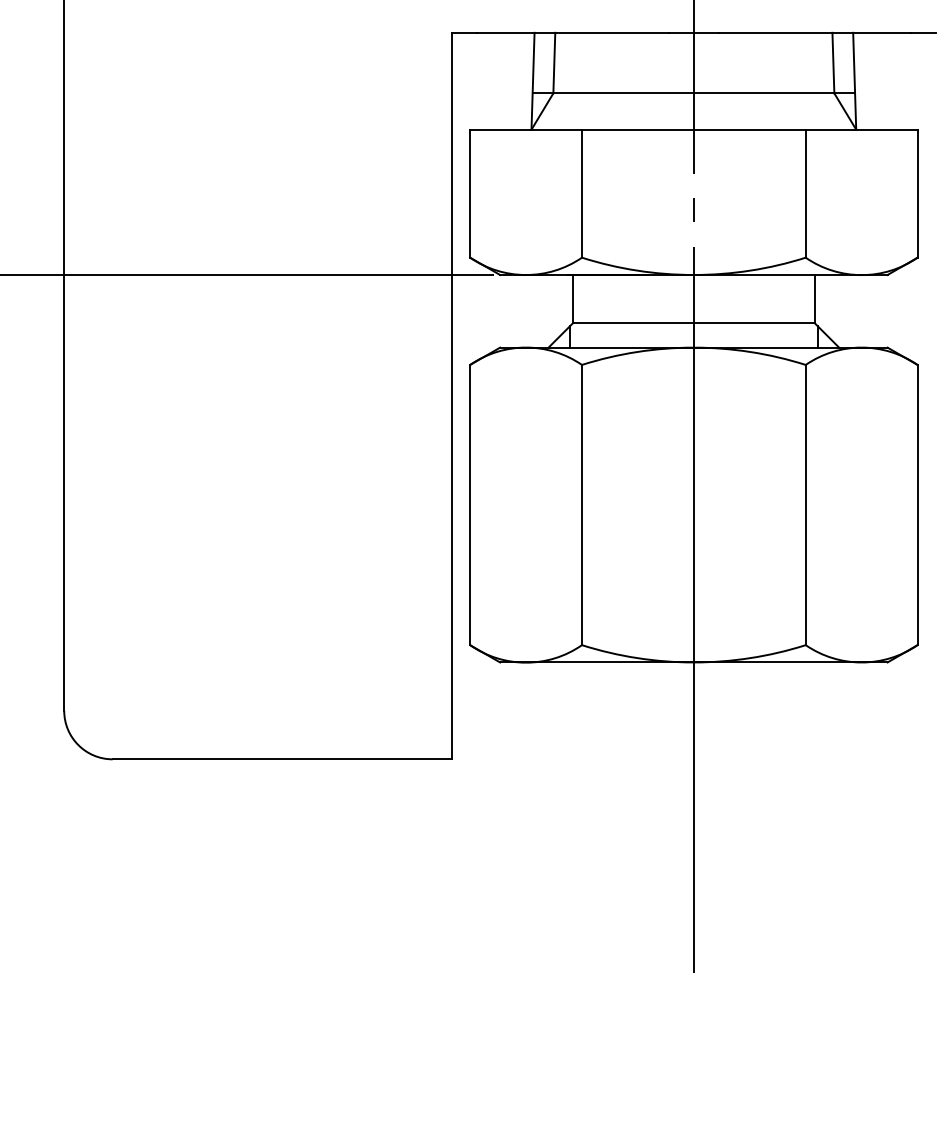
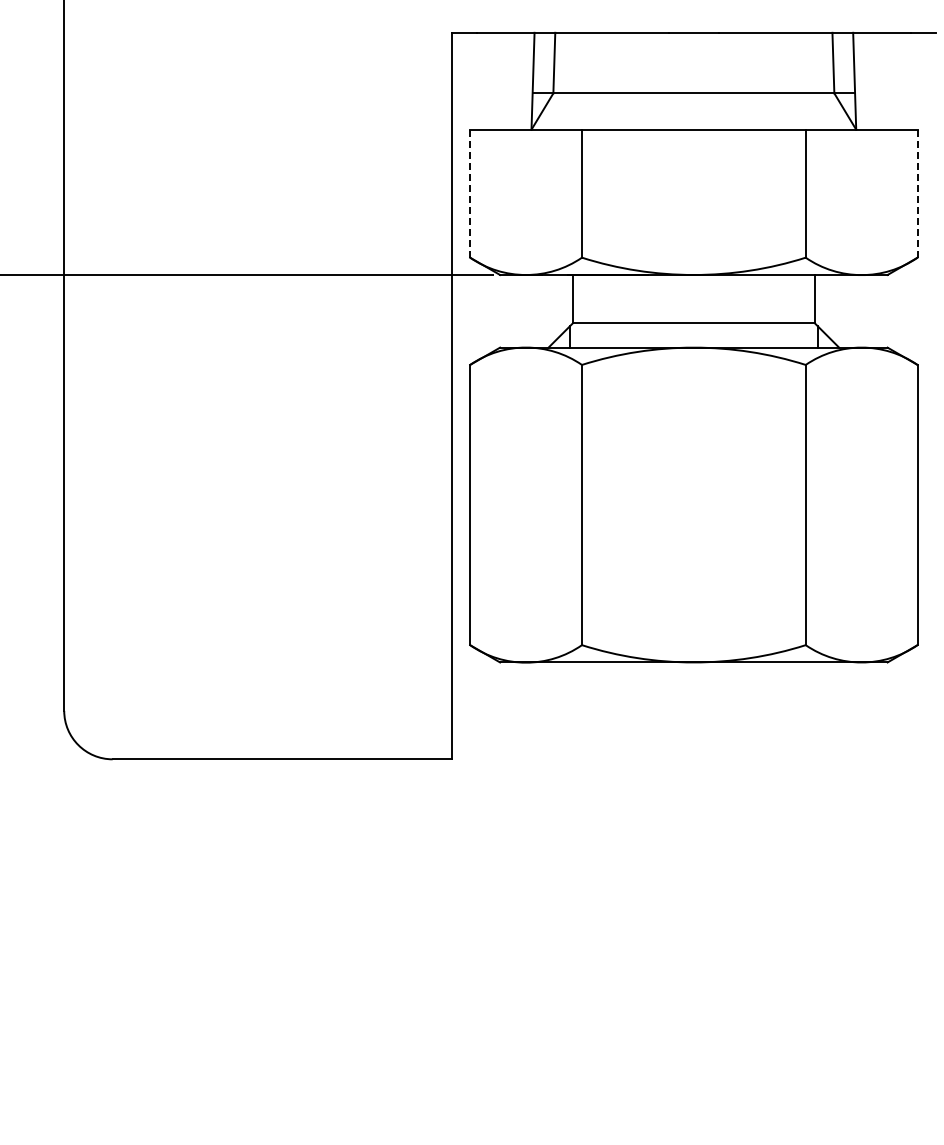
line: solid -> dashed (470, 193)
line: solid -> dashed (917, 193)
line: present -> none (693, 487)
